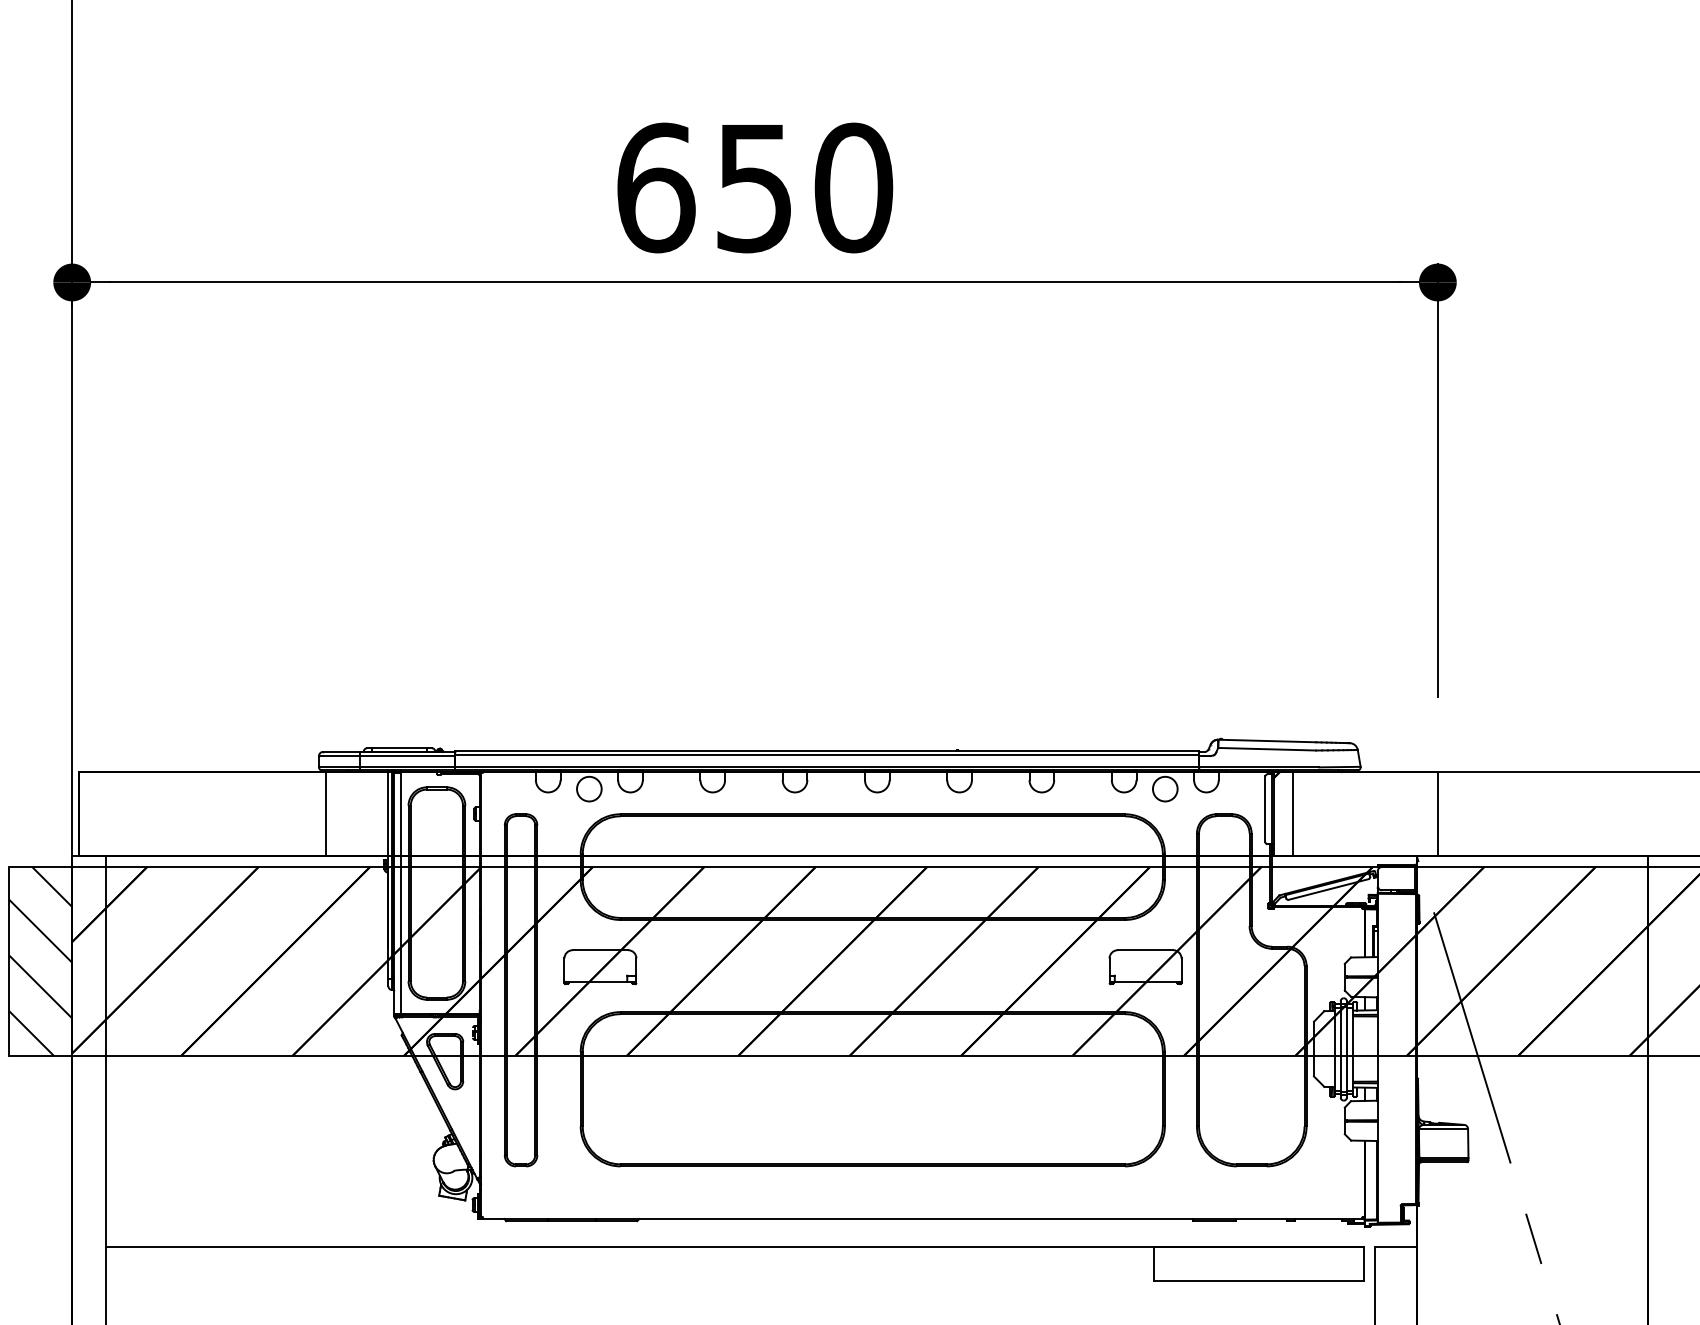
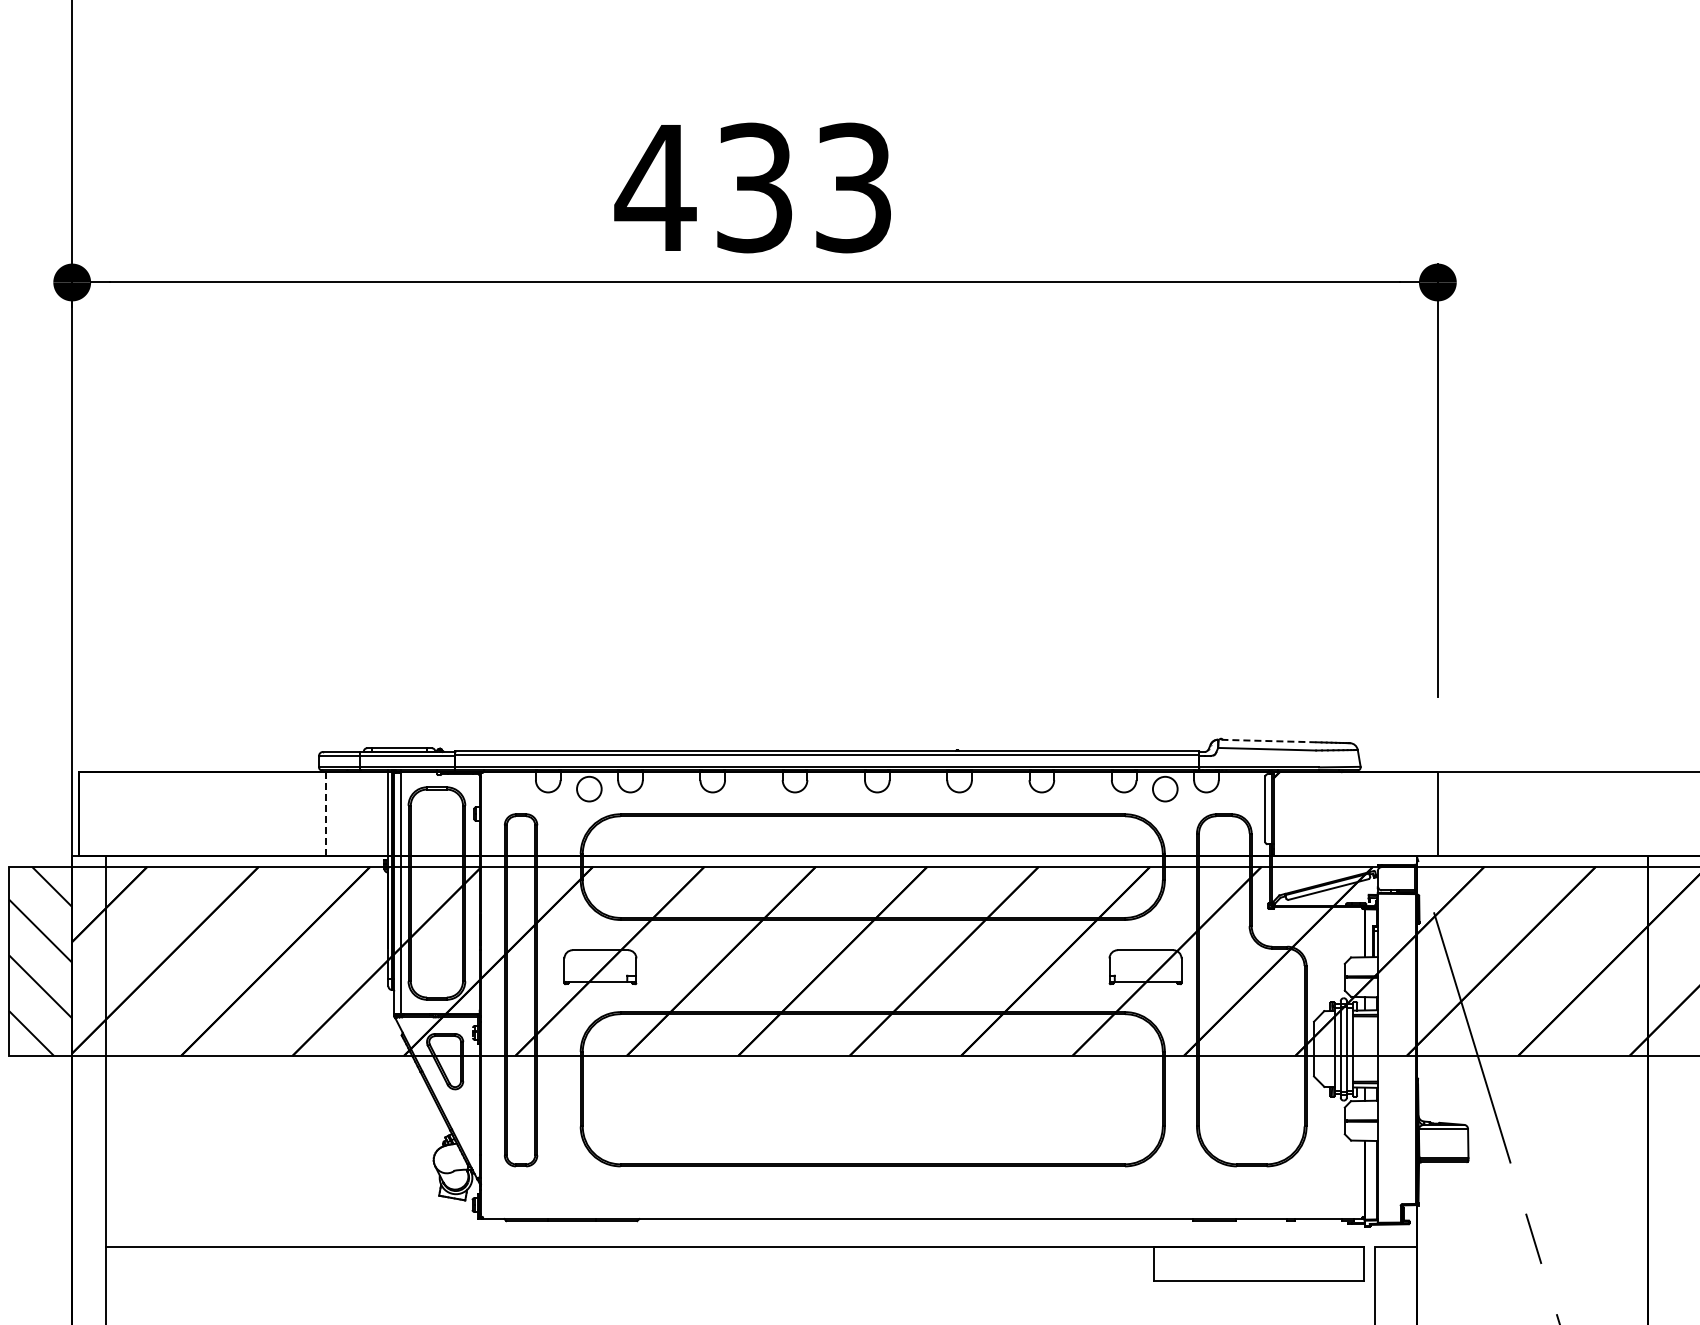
text: 650 -> 433 (753, 187)
line: solid -> dashed (1266, 741)
line: solid -> dashed (326, 813)
line: present -> none (1292, 814)
